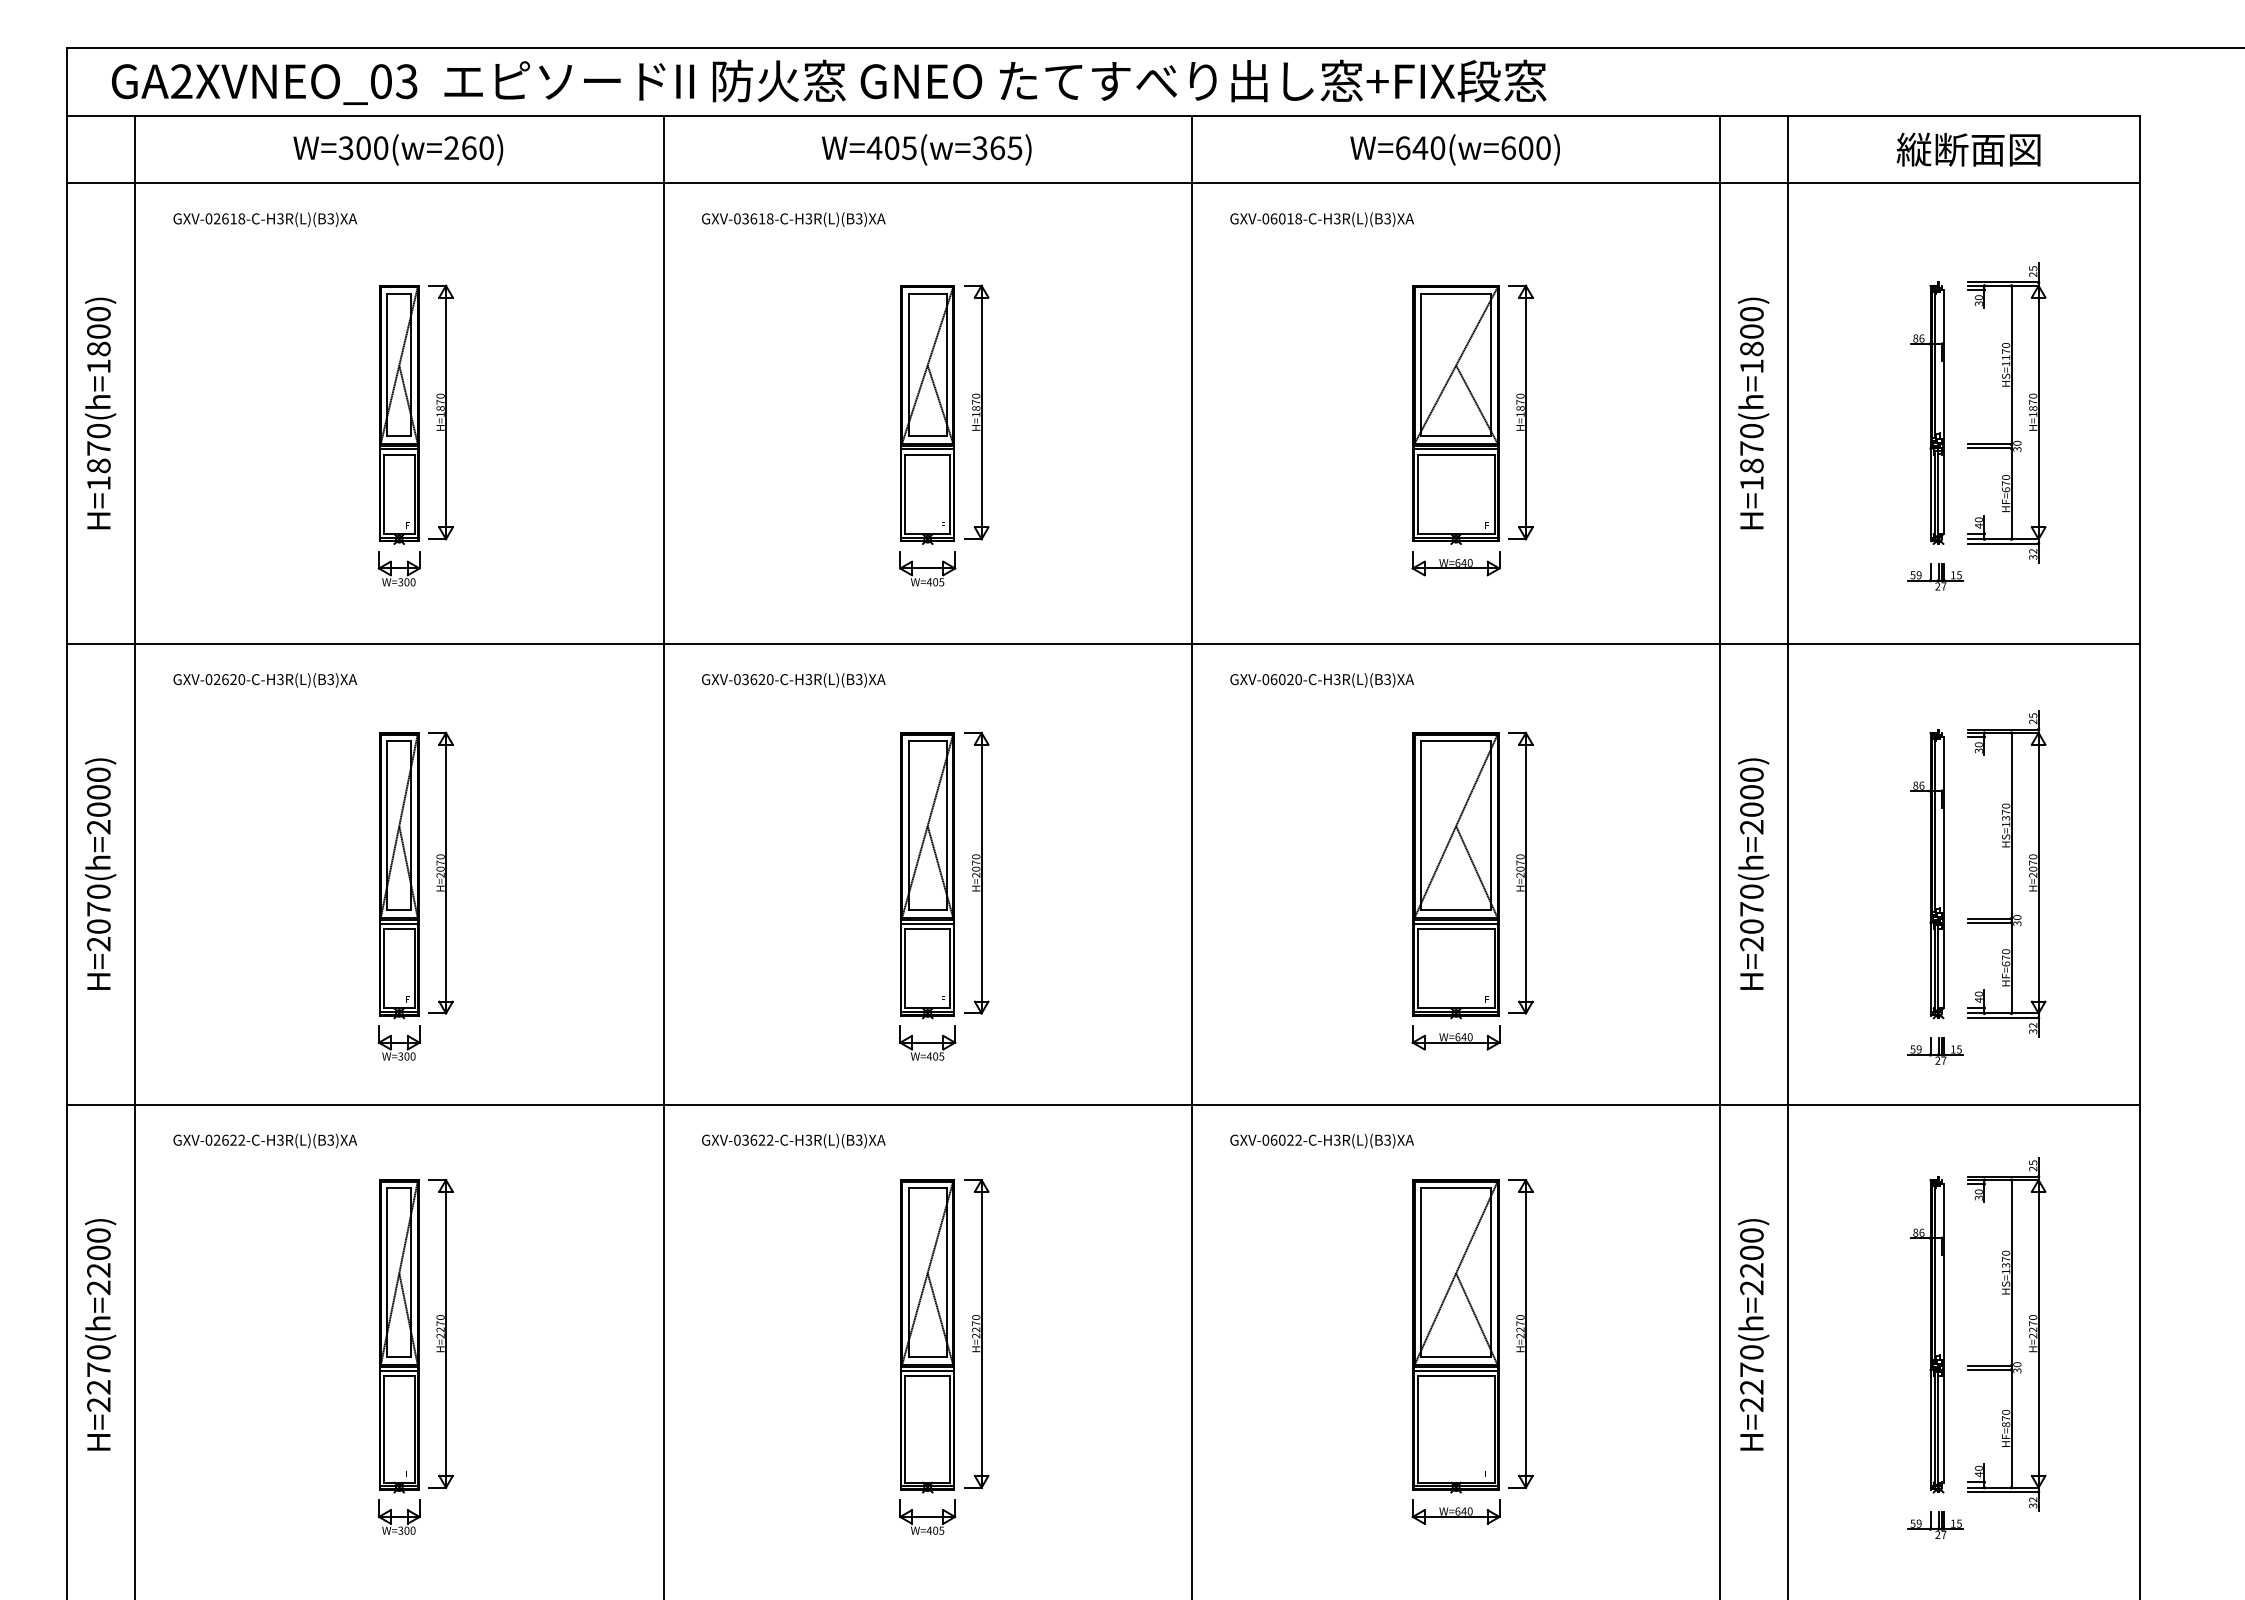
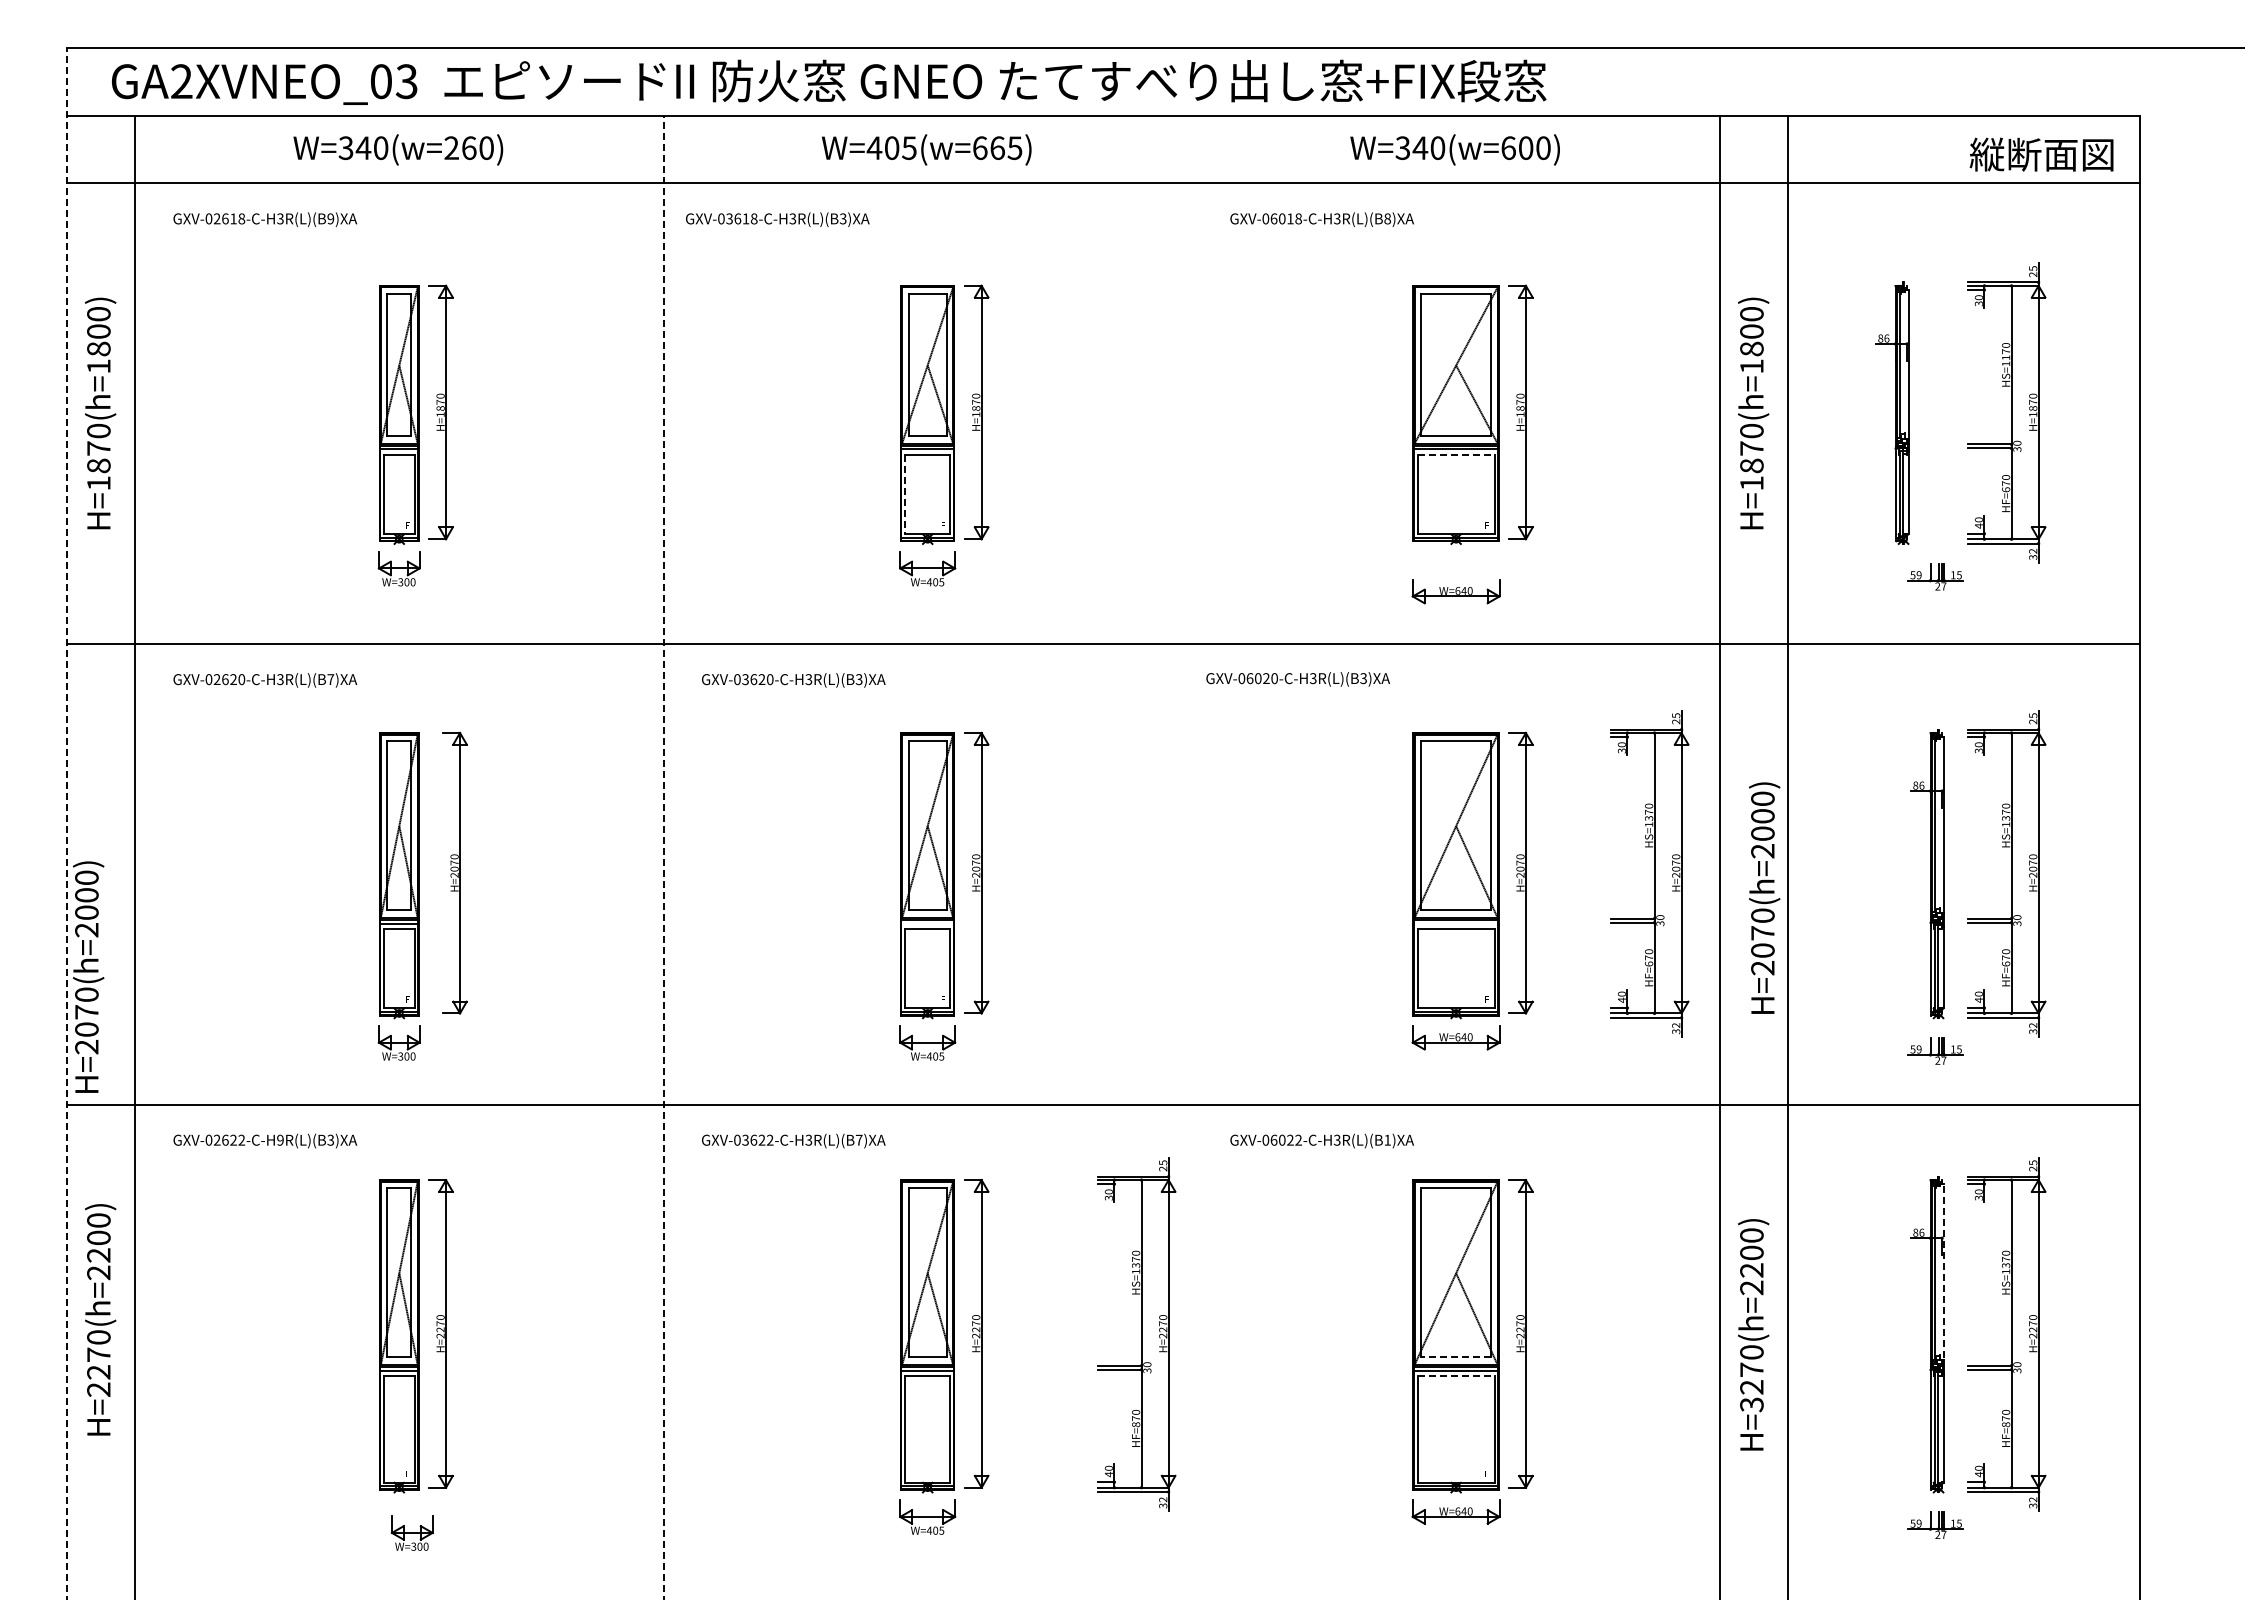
text: W=640(w=600) -> W=340(w=600) (1402, 147)
text: W=300(w=260) -> W=340(w=260) (363, 148)
text: W=405(w=365) -> W=405(w=665) (979, 148)
text position: (1968, 149) -> (2041, 154) (2041, 154)
text: GXV-02618-C-H3R(L)(B3)XA -> GXV-02618-C-H3R(L)(B9)XA (330, 218)
text: GXV-06018-C-H3R(L)(B3)XA -> GXV-06018-C-H3R(L)(B8)XA (1387, 218)
text position: (793, 219) -> (777, 219) (777, 219)
part position: (1927, 412) -> (1892, 412) (1892, 412)
line: solid -> dashed (1456, 454)
line: solid -> dashed (905, 494)
part position: (1455, 563) -> (1455, 591) (1455, 591)
text: GXV-02620-C-H3R(L)(B3)XA -> GXV-02620-C-H3R(L)(B7)XA (330, 679)
text position: (1321, 680) -> (1297, 679) (1297, 679)
line: solid -> dashed (67, 823)
line: present -> none (1191, 855)
line: solid -> dashed (663, 857)
part position: (440, 872) -> (454, 872) (454, 872)
text position: (100, 873) -> (88, 976) (88, 976)
part: none -> present (1649, 873)
text position: (1753, 873) -> (1764, 897) (1764, 897)
line: present -> none (927, 923)
line: present -> none (1456, 923)
text: GXV-03622-C-H3R(L)(B3)XA -> GXV-03622-C-H3R(L)(B7)XA (858, 1139)
text: GXV-06022-C-H3R(L)(B3)XA -> GXV-06022-C-H3R(L)(B1)XA (1387, 1139)
text: GXV-02622-C-H3R(L)(B3)XA -> GXV-02622-C-H9R(L)(B3)XA (280, 1140)
line: solid -> dashed (1944, 1272)
text position: (100, 1334) -> (100, 1319) (100, 1319)
part: none -> present (1136, 1334)
line: solid -> dashed (1455, 1357)
line: solid -> dashed (1456, 1375)
text: H=2270(h=2200) -> H=3270(h=2200) (1751, 1404)
part position: (398, 1516) -> (411, 1532) (411, 1532)
